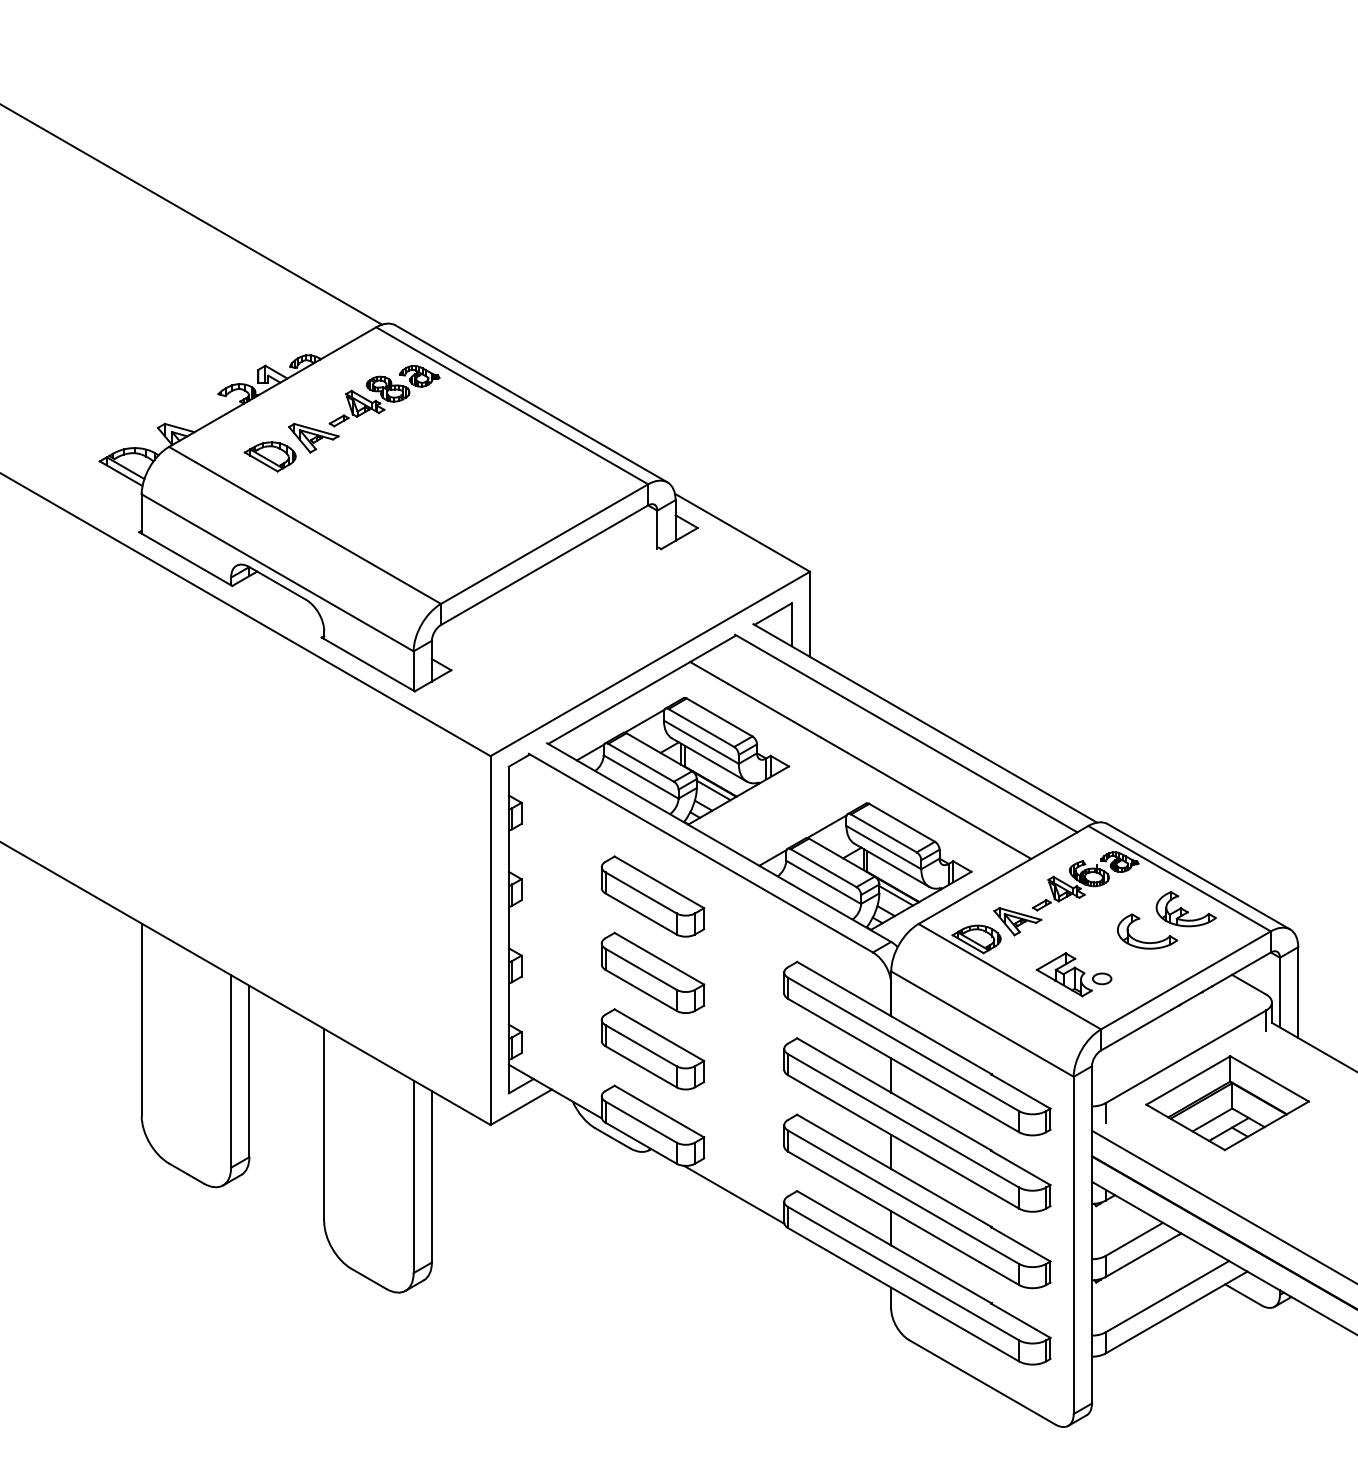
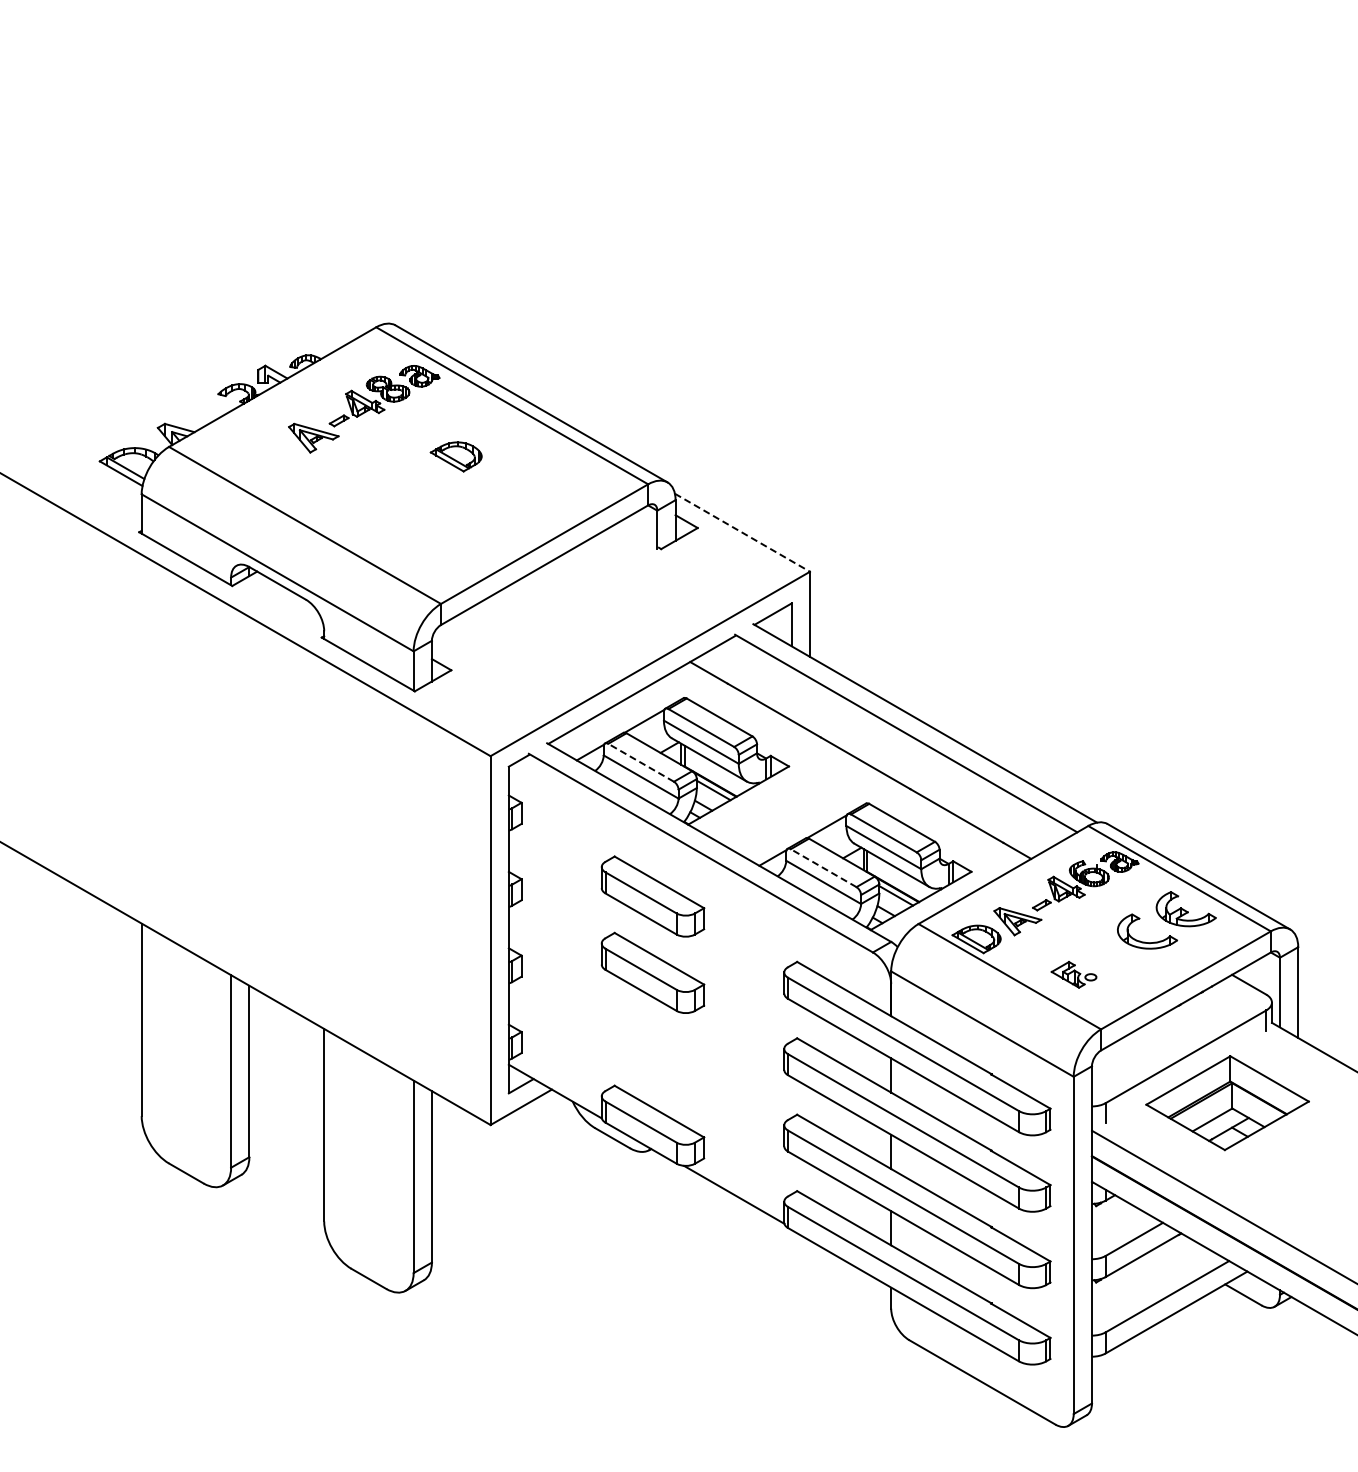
line: present -> none (192, 214)
part position: (269, 456) -> (455, 456) (455, 456)
line: solid -> dashed (742, 532)
line: solid -> dashed (641, 762)
line: solid -> dashed (823, 868)
part size: 78x46 px -> 48x28 px (1073, 974)
part: present -> none (652, 1049)
